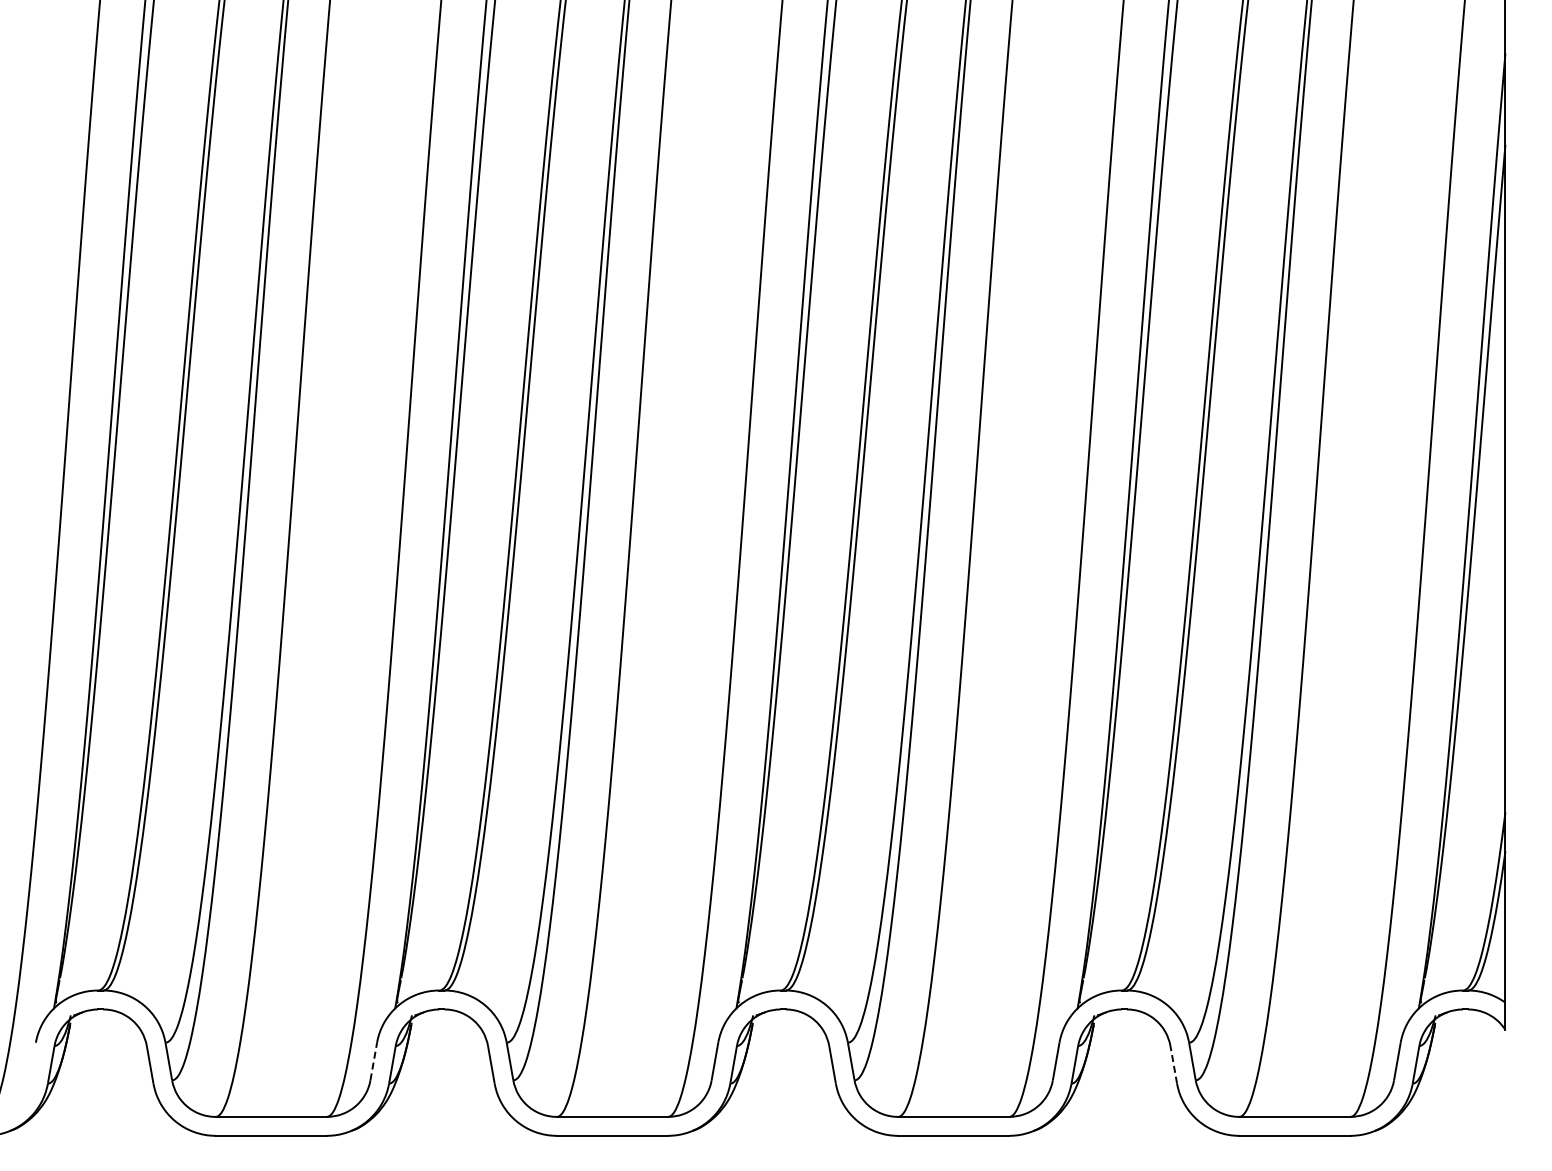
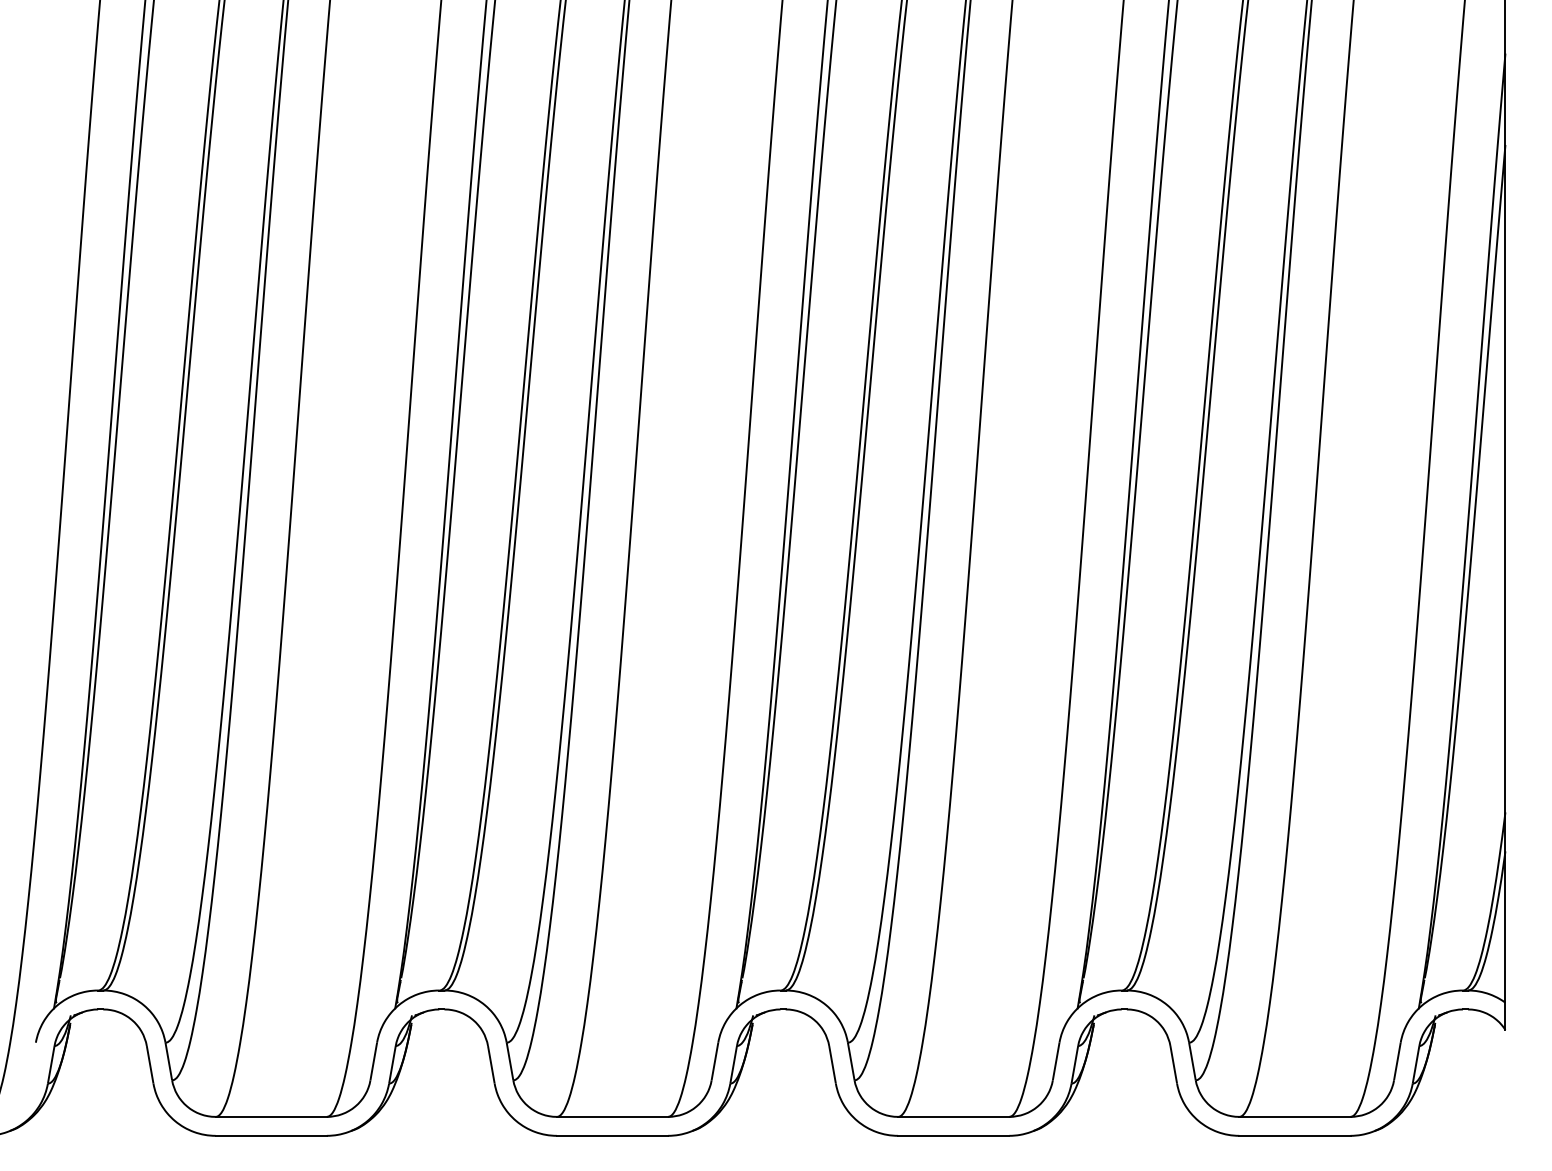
line: dashed -> solid (373, 1061)
line: dashed -> solid (1173, 1064)
